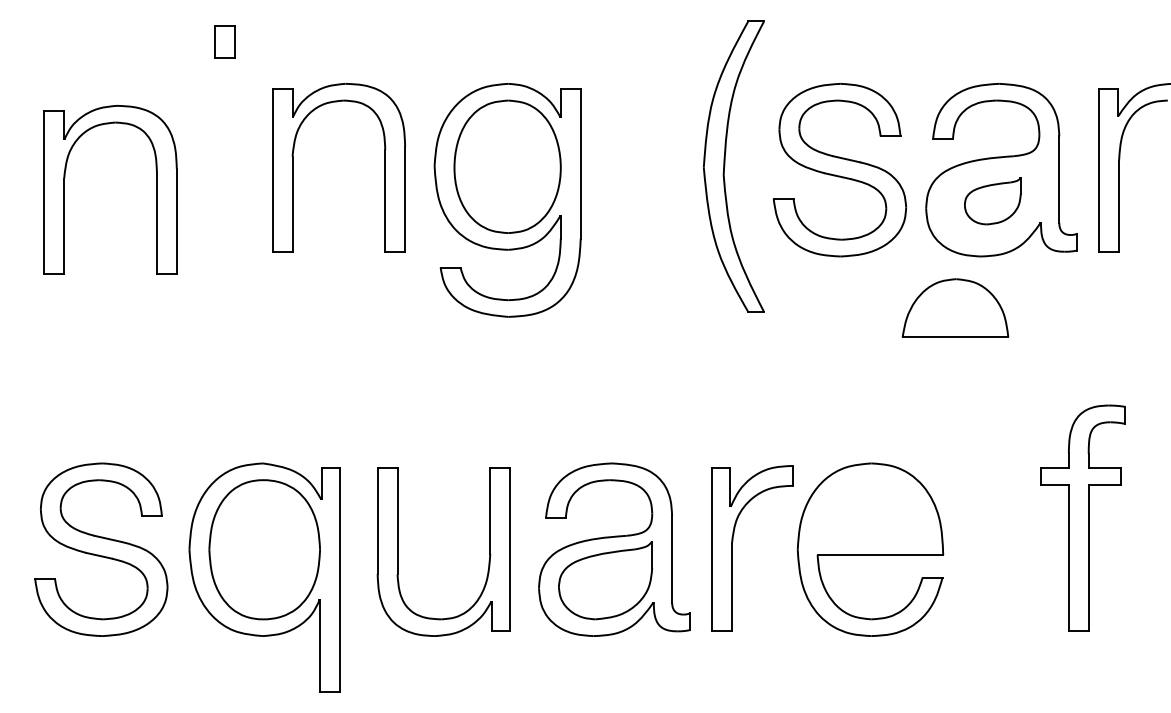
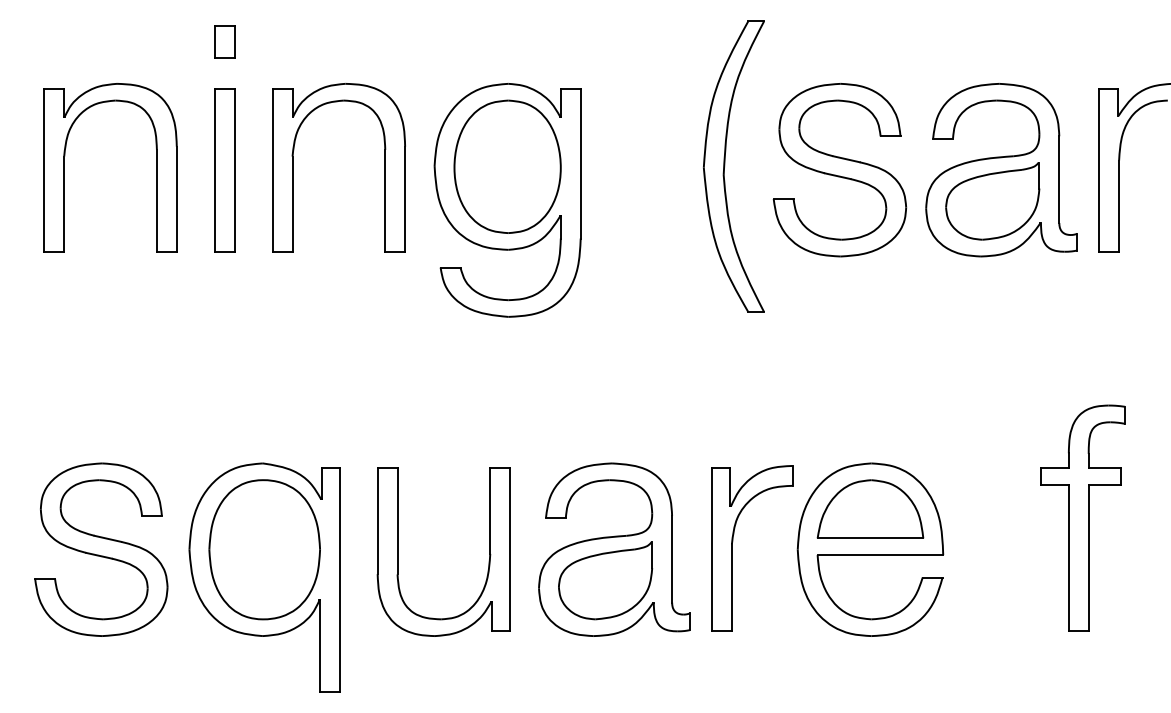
part: none -> present (224, 170)
part position: (64, 189) -> (64, 167) (64, 167)
part size: 58x49 px -> 96x79 px (992, 201)
part position: (955, 307) -> (870, 508) (870, 508)
